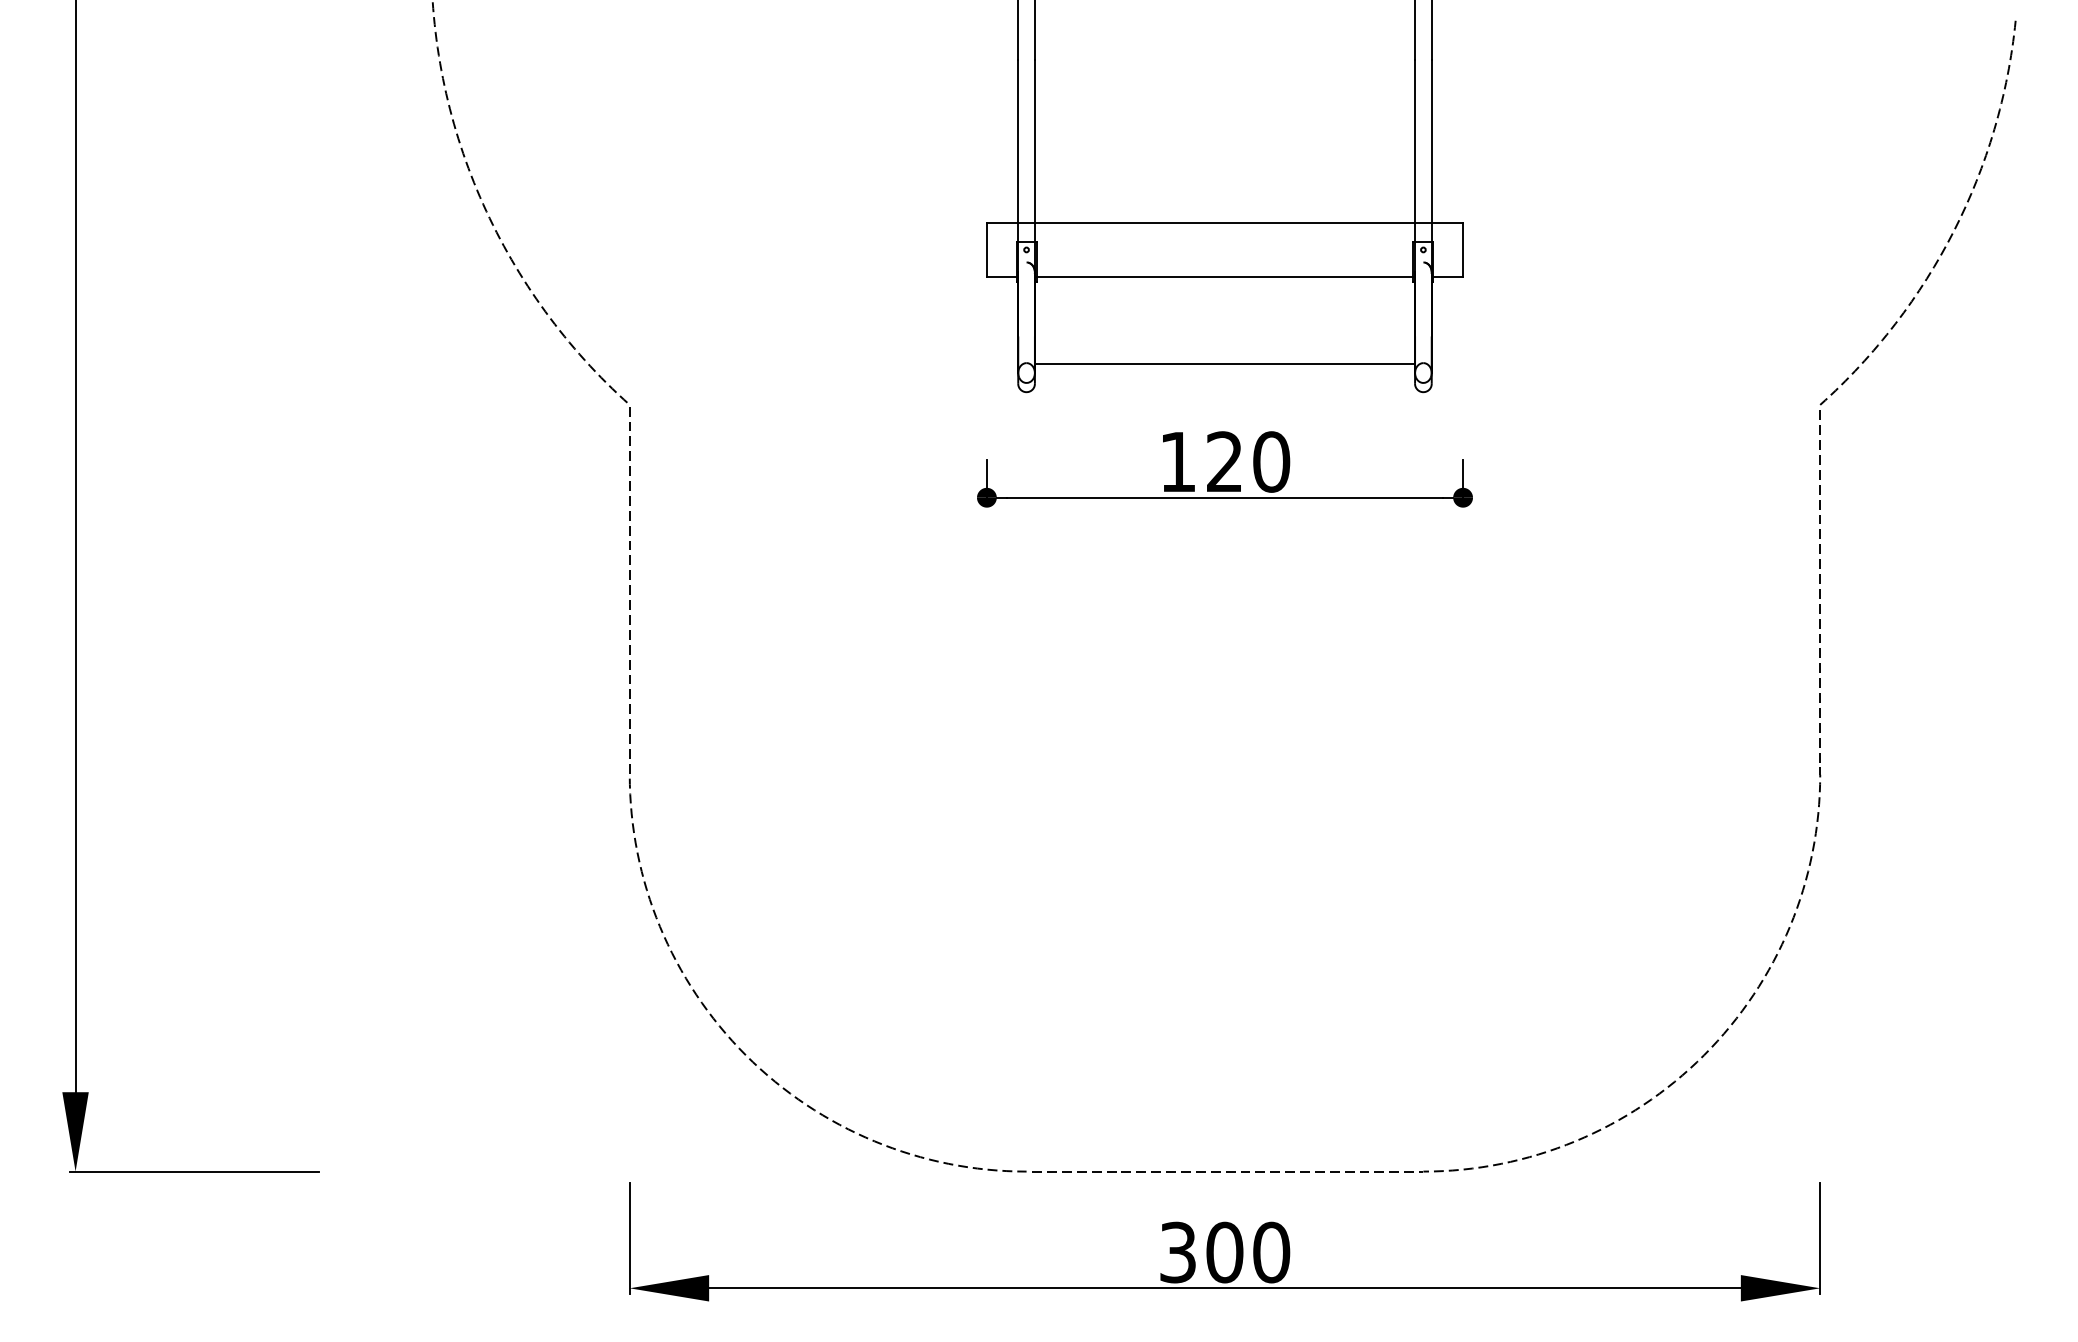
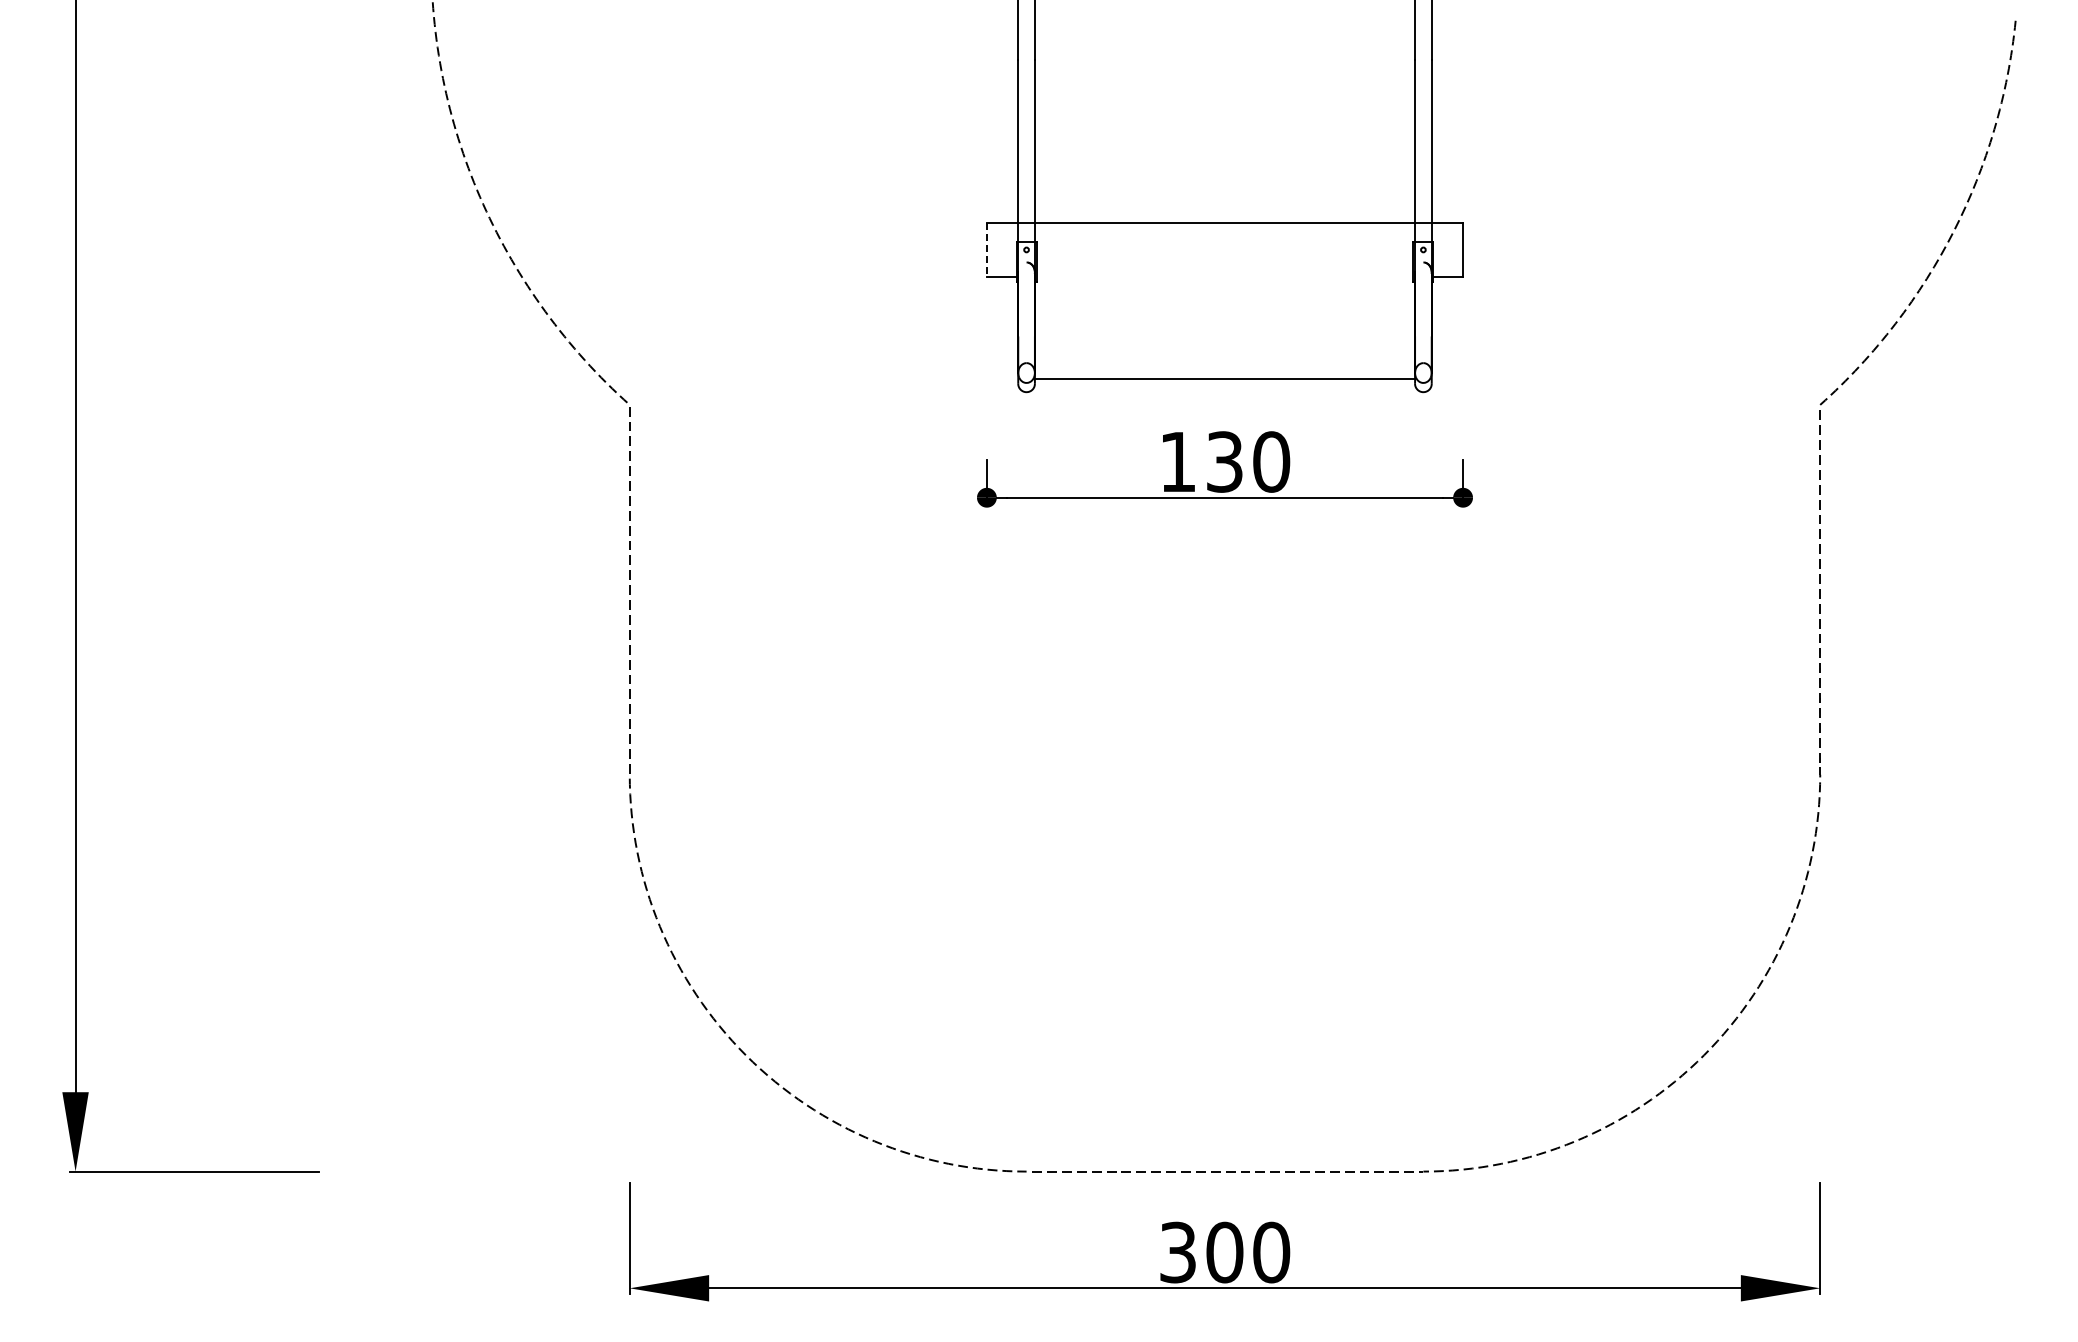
line: solid -> dashed (986, 249)
line: present -> none (1224, 276)
line position: (1224, 363) -> (1224, 378) (1224, 378)
text: 120 -> 130 (1224, 461)
